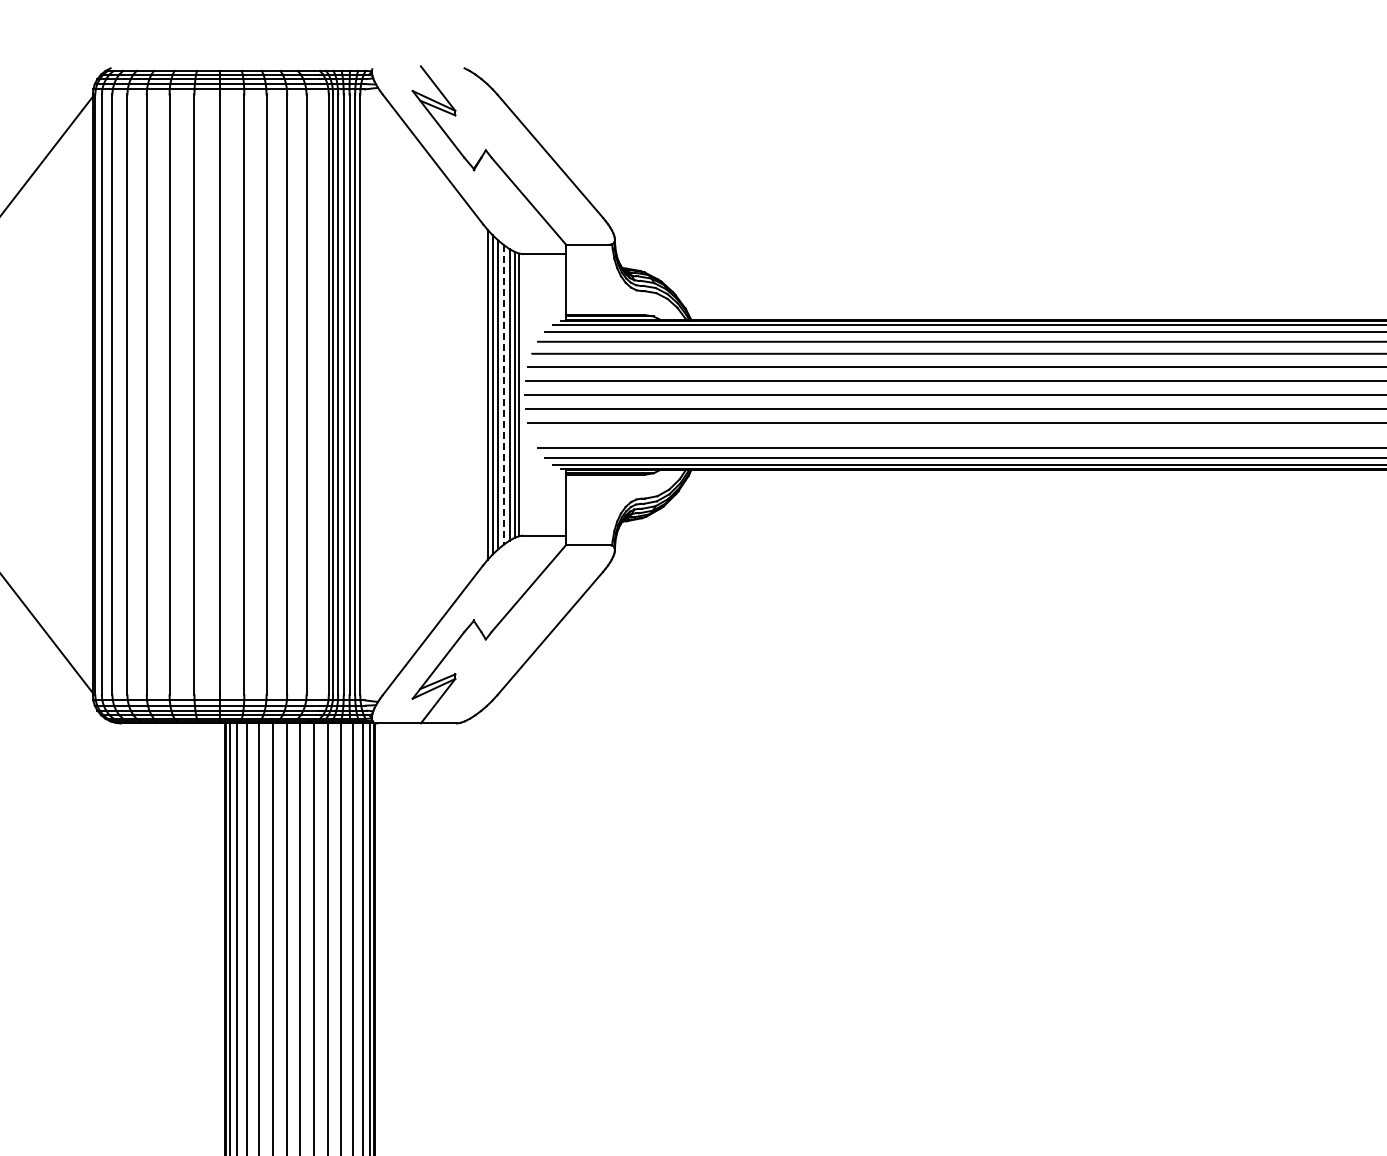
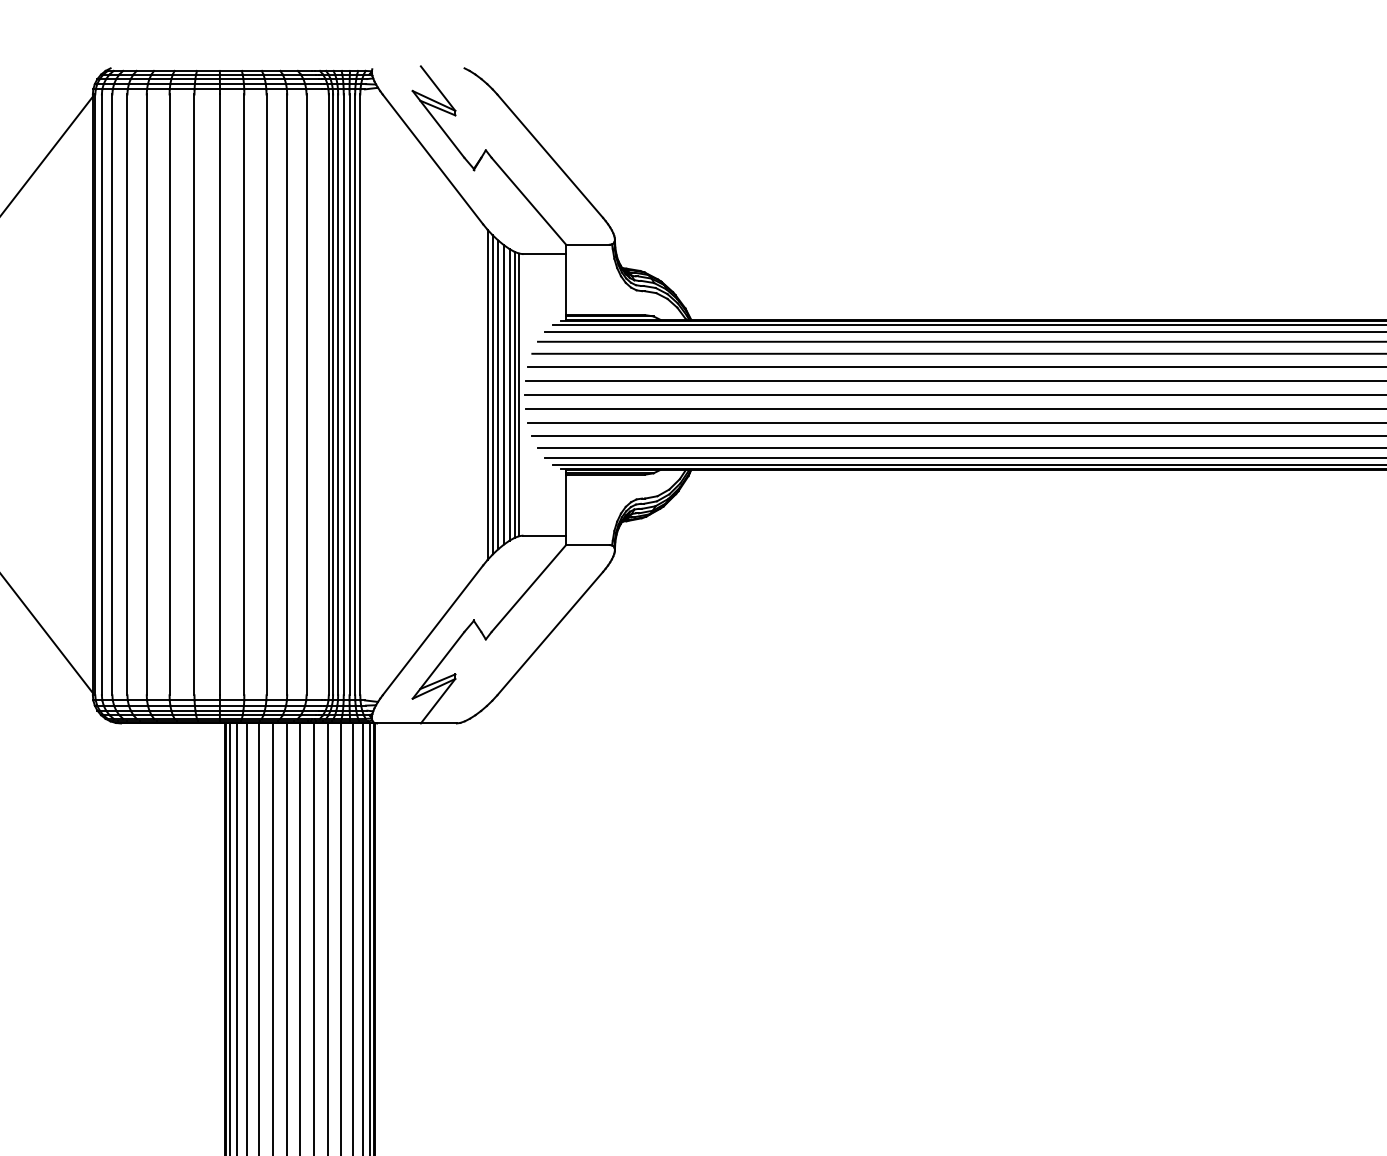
line: dashed -> solid (504, 395)
line: none -> present (957, 435)
